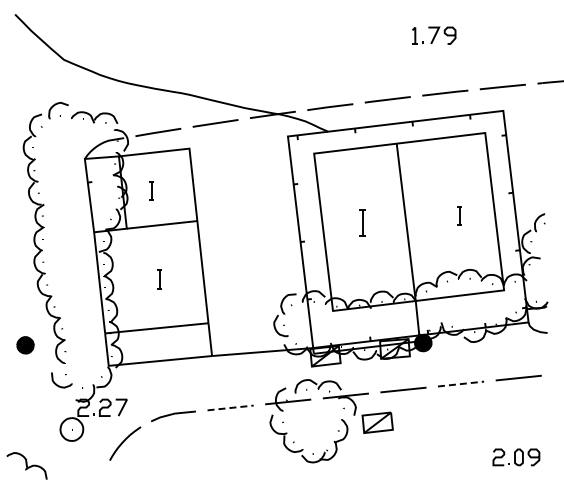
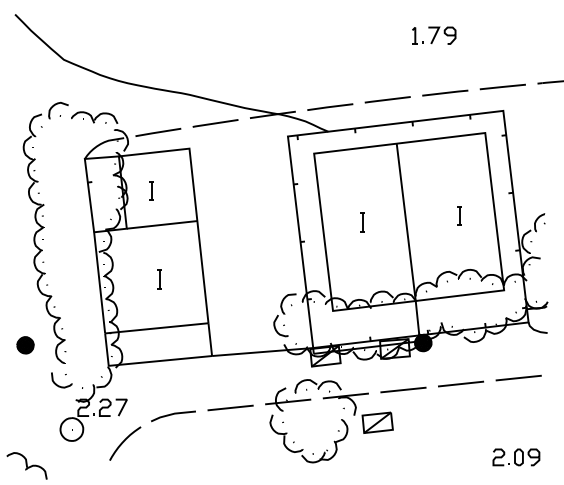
part size: 7x28 px -> 5x21 px (362, 222)
line: dashed -> solid (461, 384)
line: dashed -> solid (231, 407)
